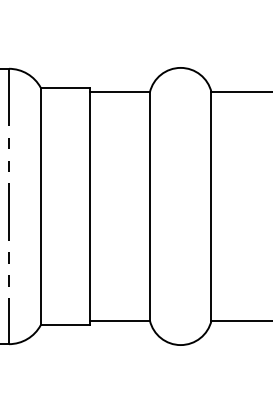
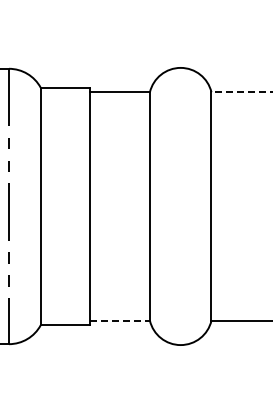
line: solid -> dashed (241, 92)
line: solid -> dashed (120, 320)
